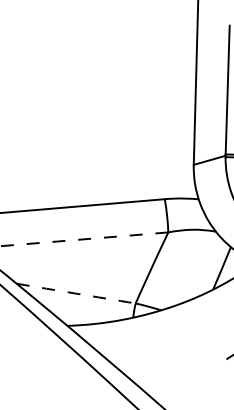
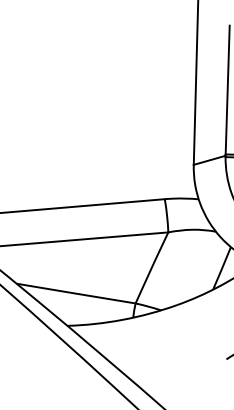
line: dashed -> solid (83, 239)
arc: dashed -> solid (76, 293)
